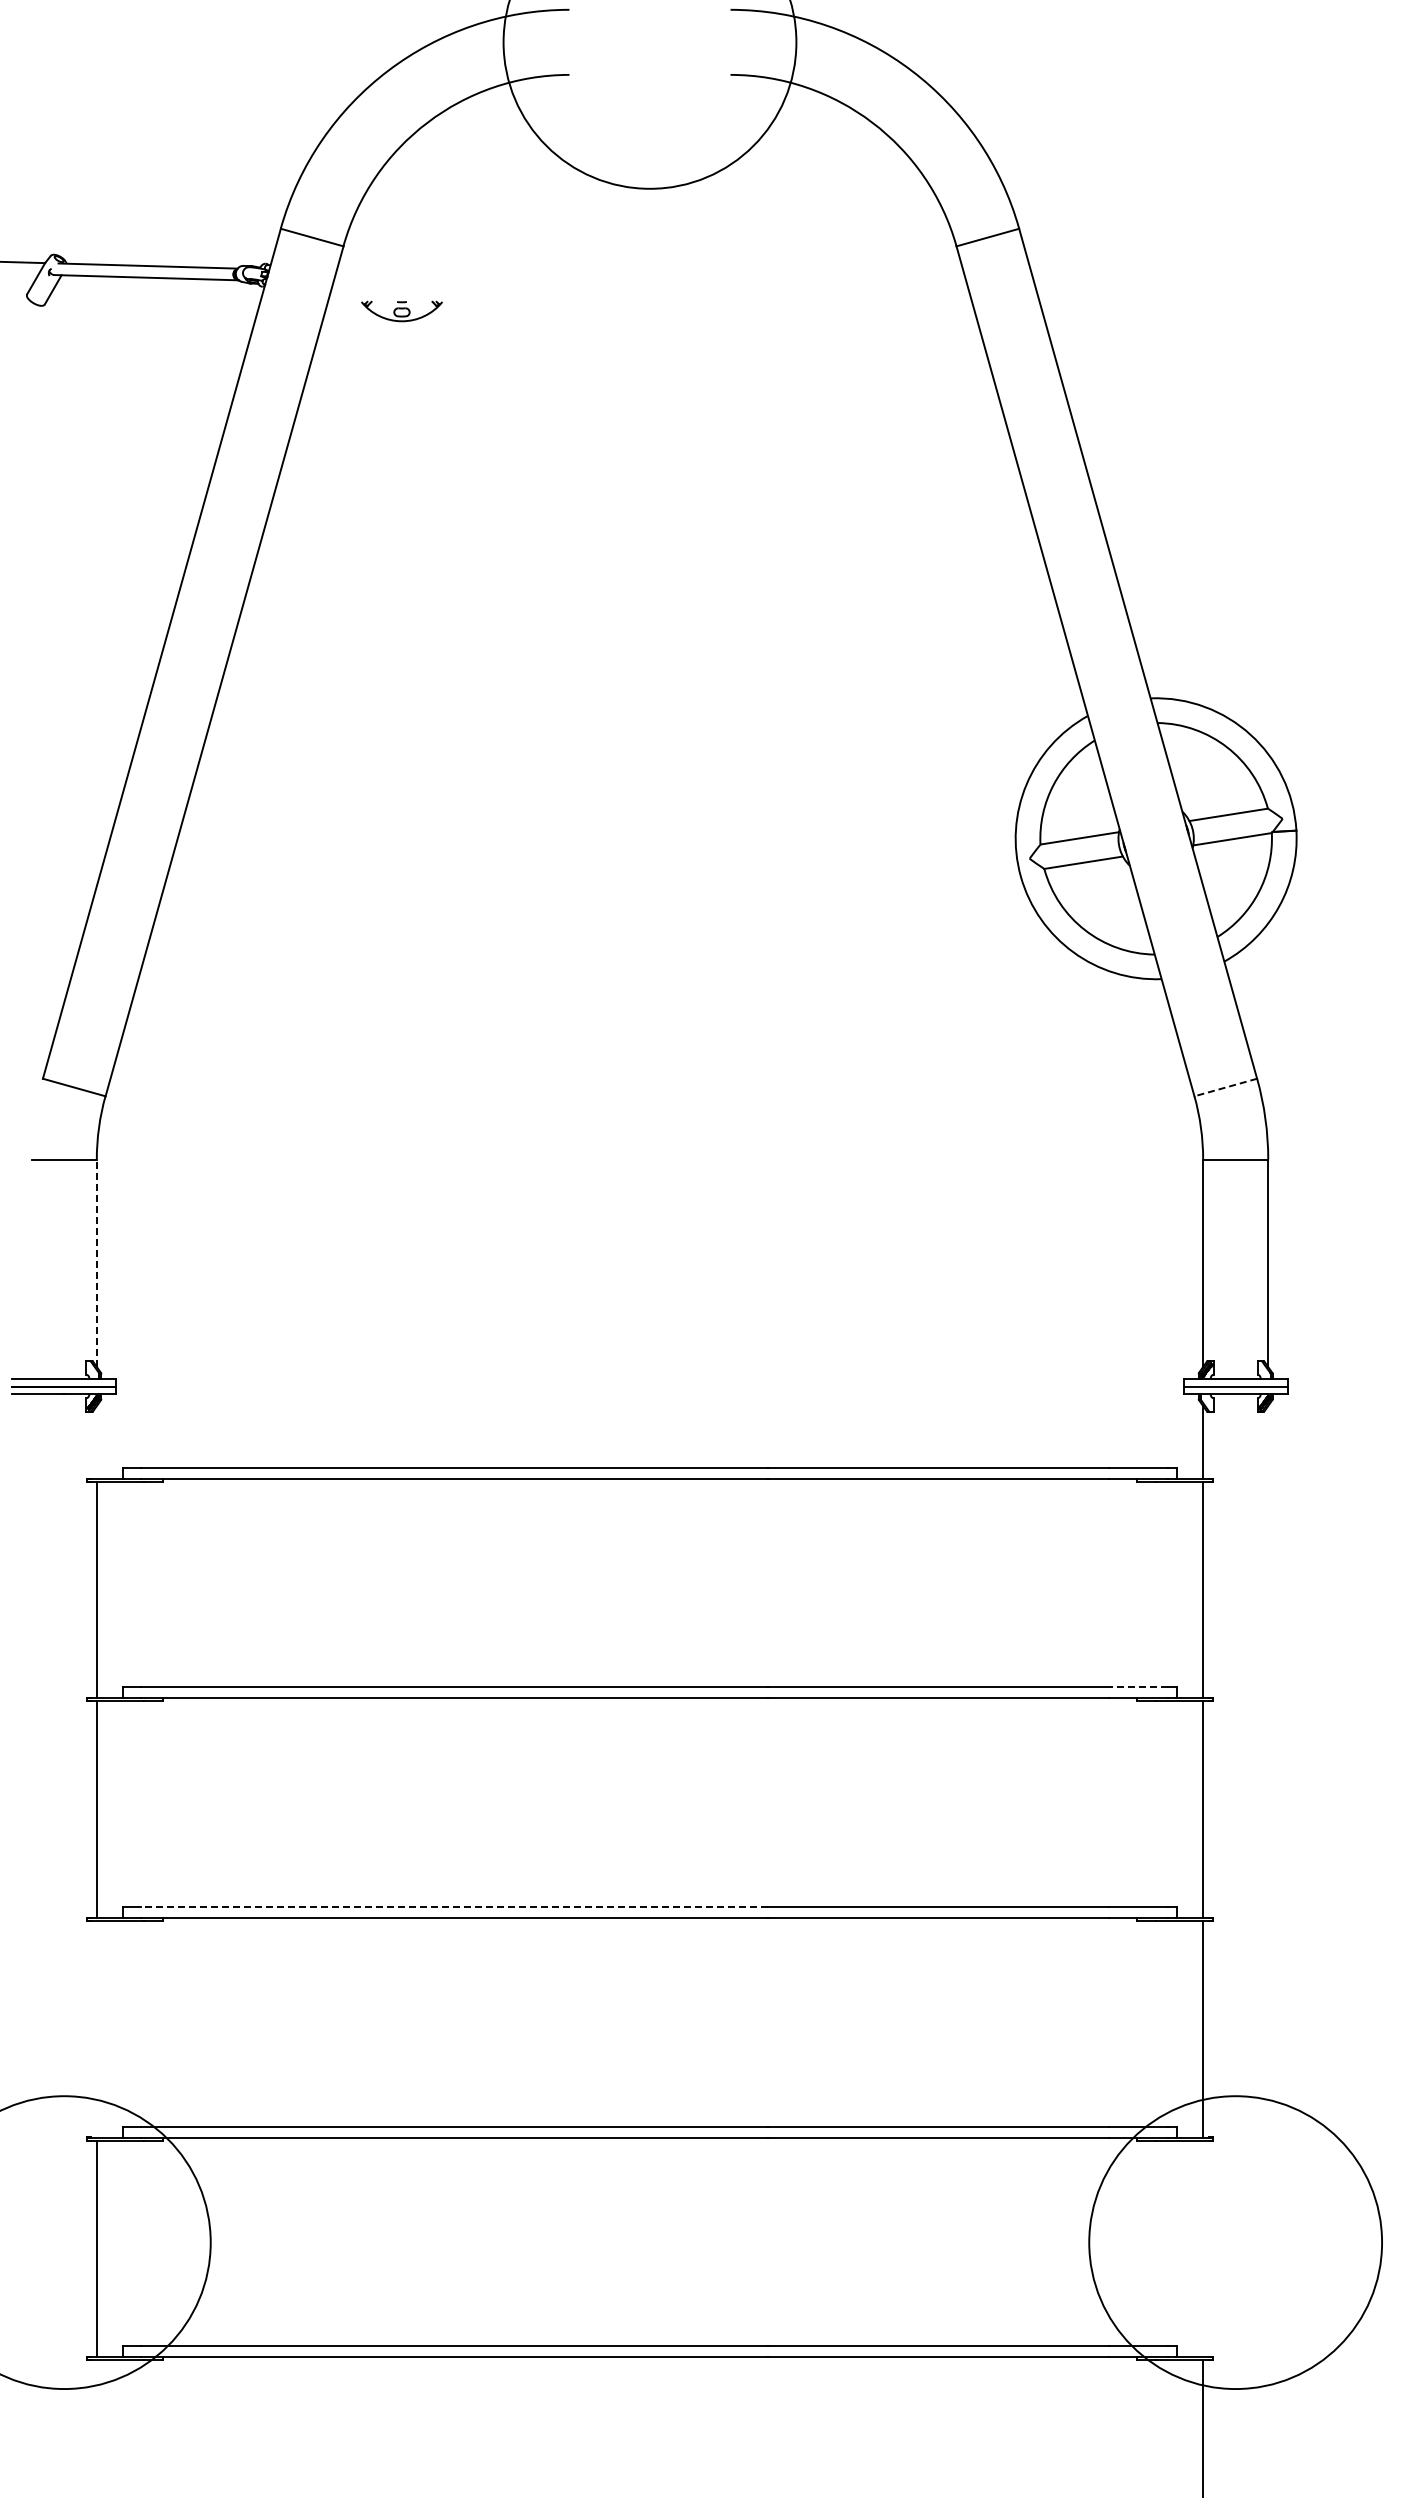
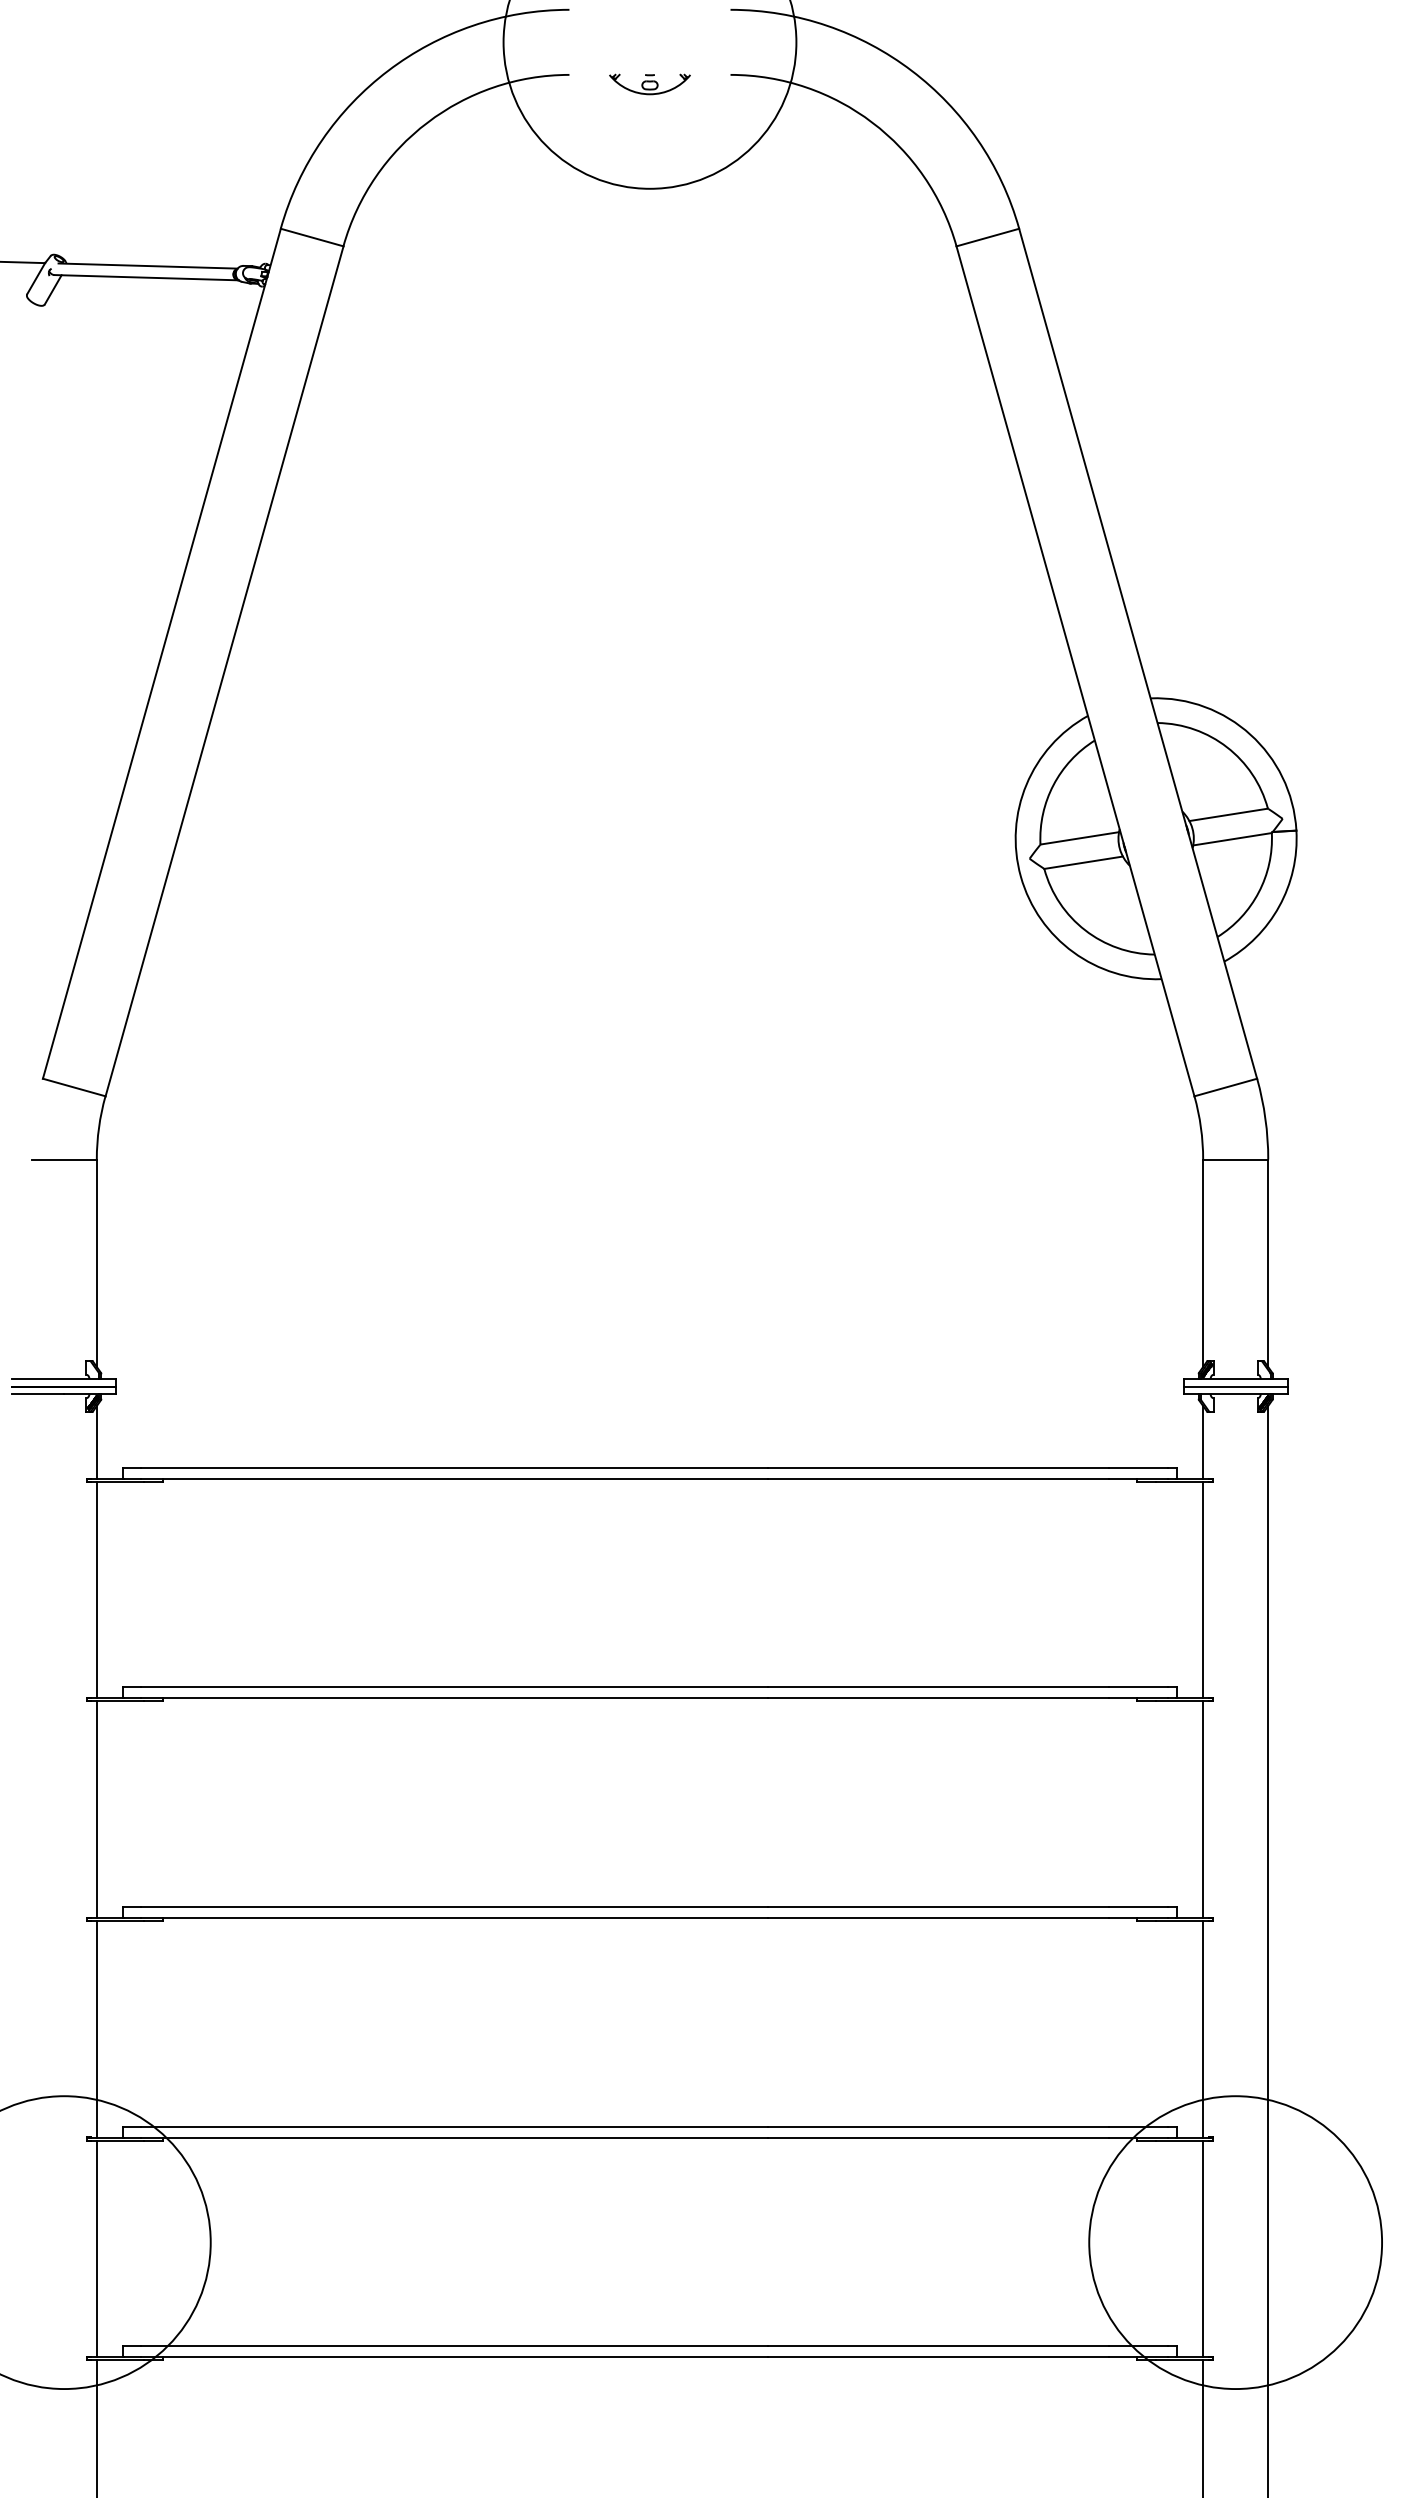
part position: (401, 311) -> (649, 84) (649, 84)
line: dashed -> solid (1225, 1087)
line: dashed -> solid (96, 1263)
line: none -> present (96, 1441)
line: dashed -> solid (1138, 1687)
line: dashed -> solid (454, 1907)
line: none -> present (1268, 1949)
line: none -> present (96, 2028)
line: none -> present (1203, 2248)
line: none -> present (96, 2427)
